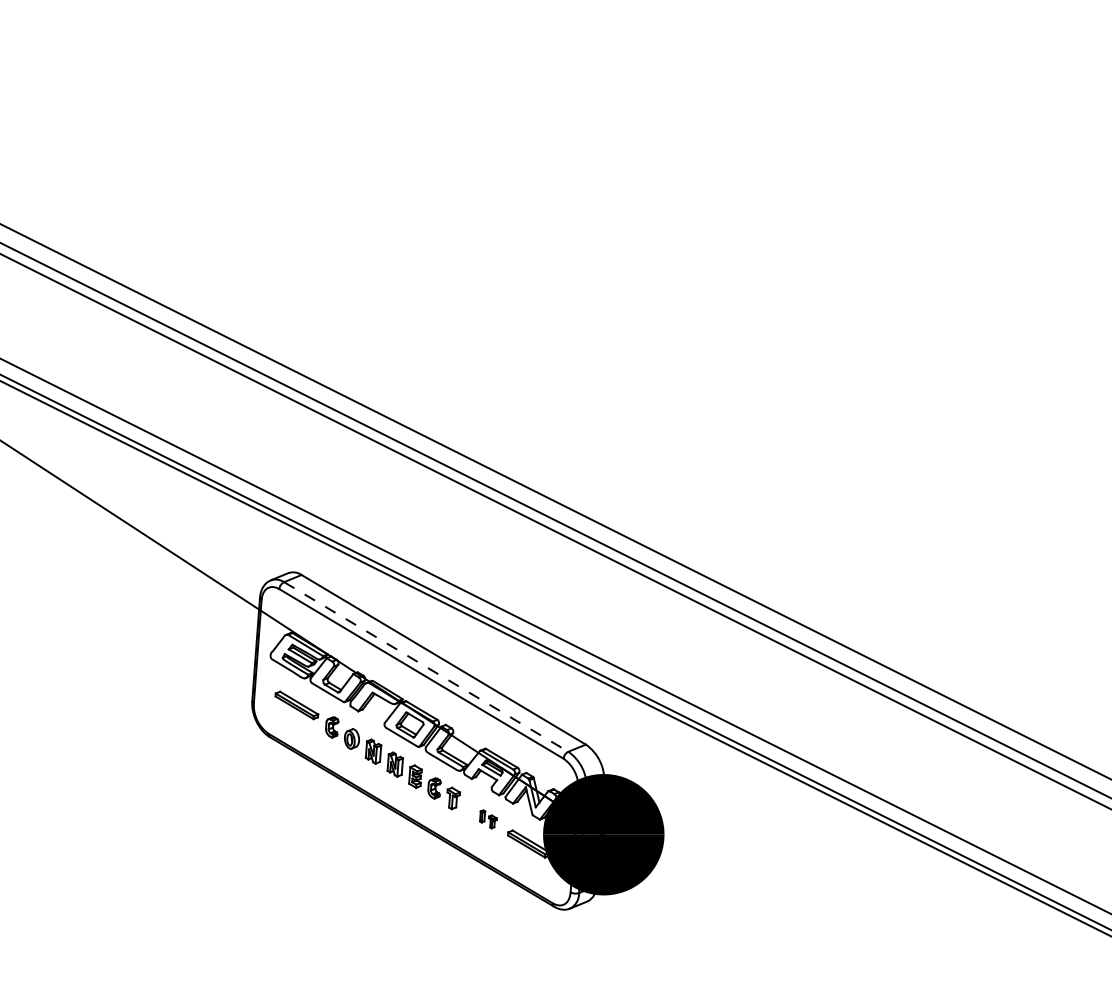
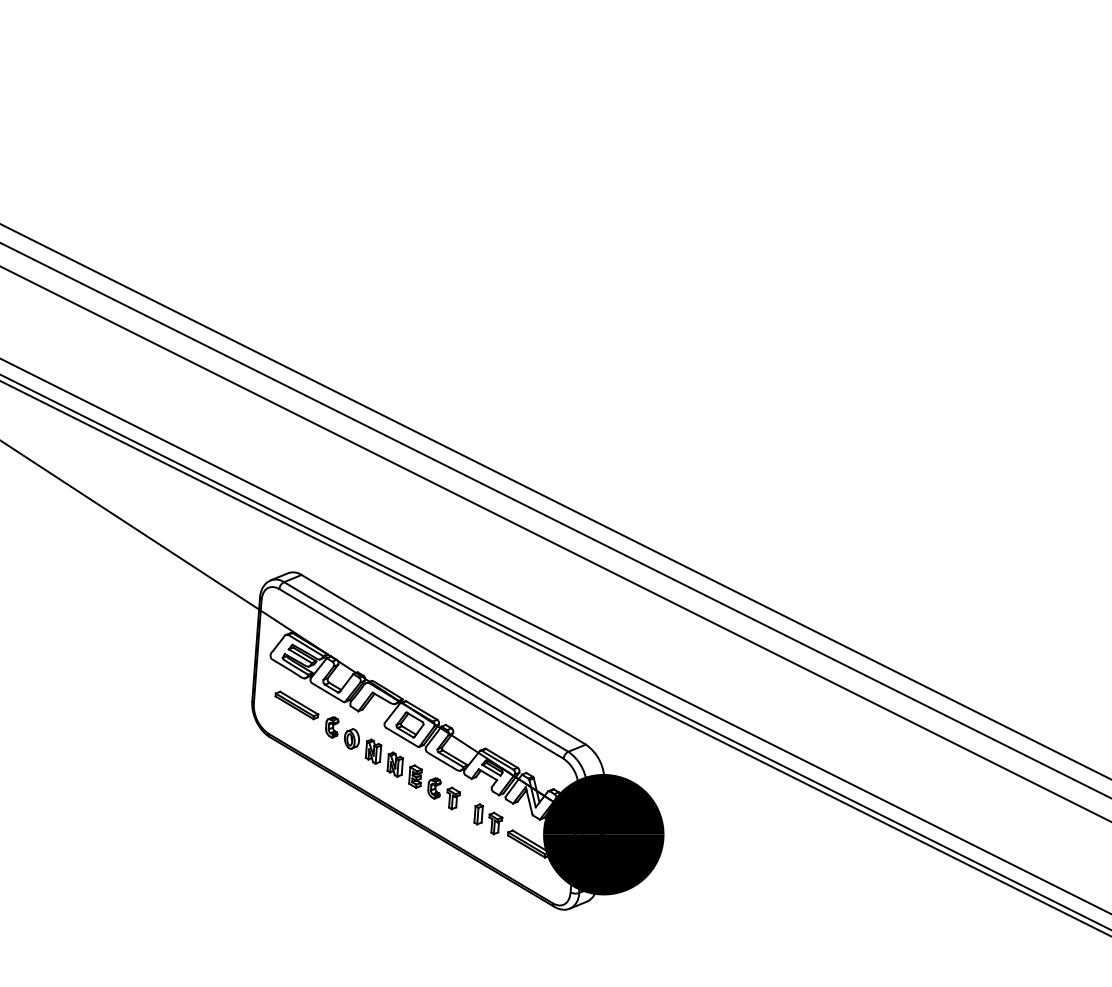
line position: (555, 531) -> (555, 543) (555, 543)
line: dashed -> solid (426, 666)
part size: 19x21 px -> 31x33 px (488, 819)
